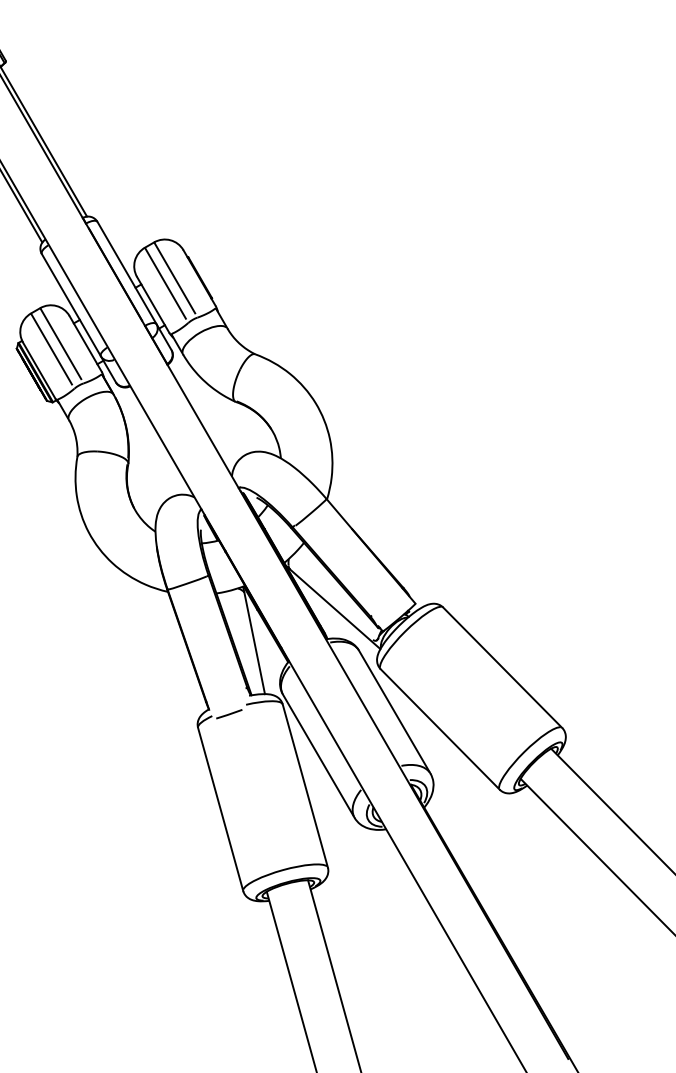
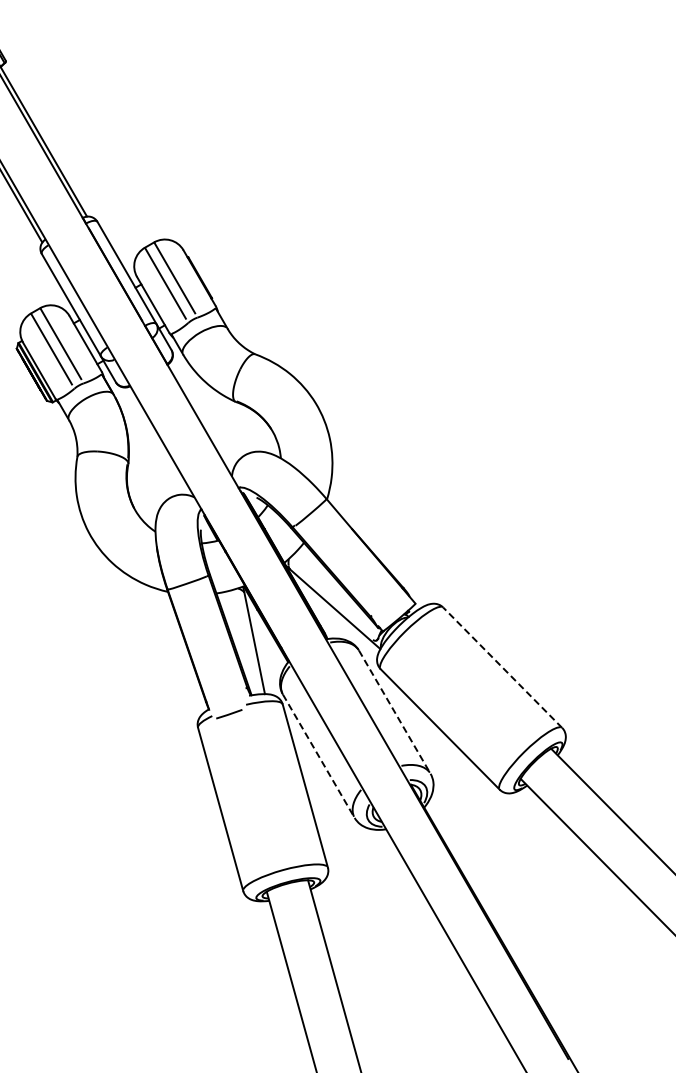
line: solid -> dashed (502, 667)
line: solid -> dashed (395, 712)
line: solid -> dashed (319, 756)
